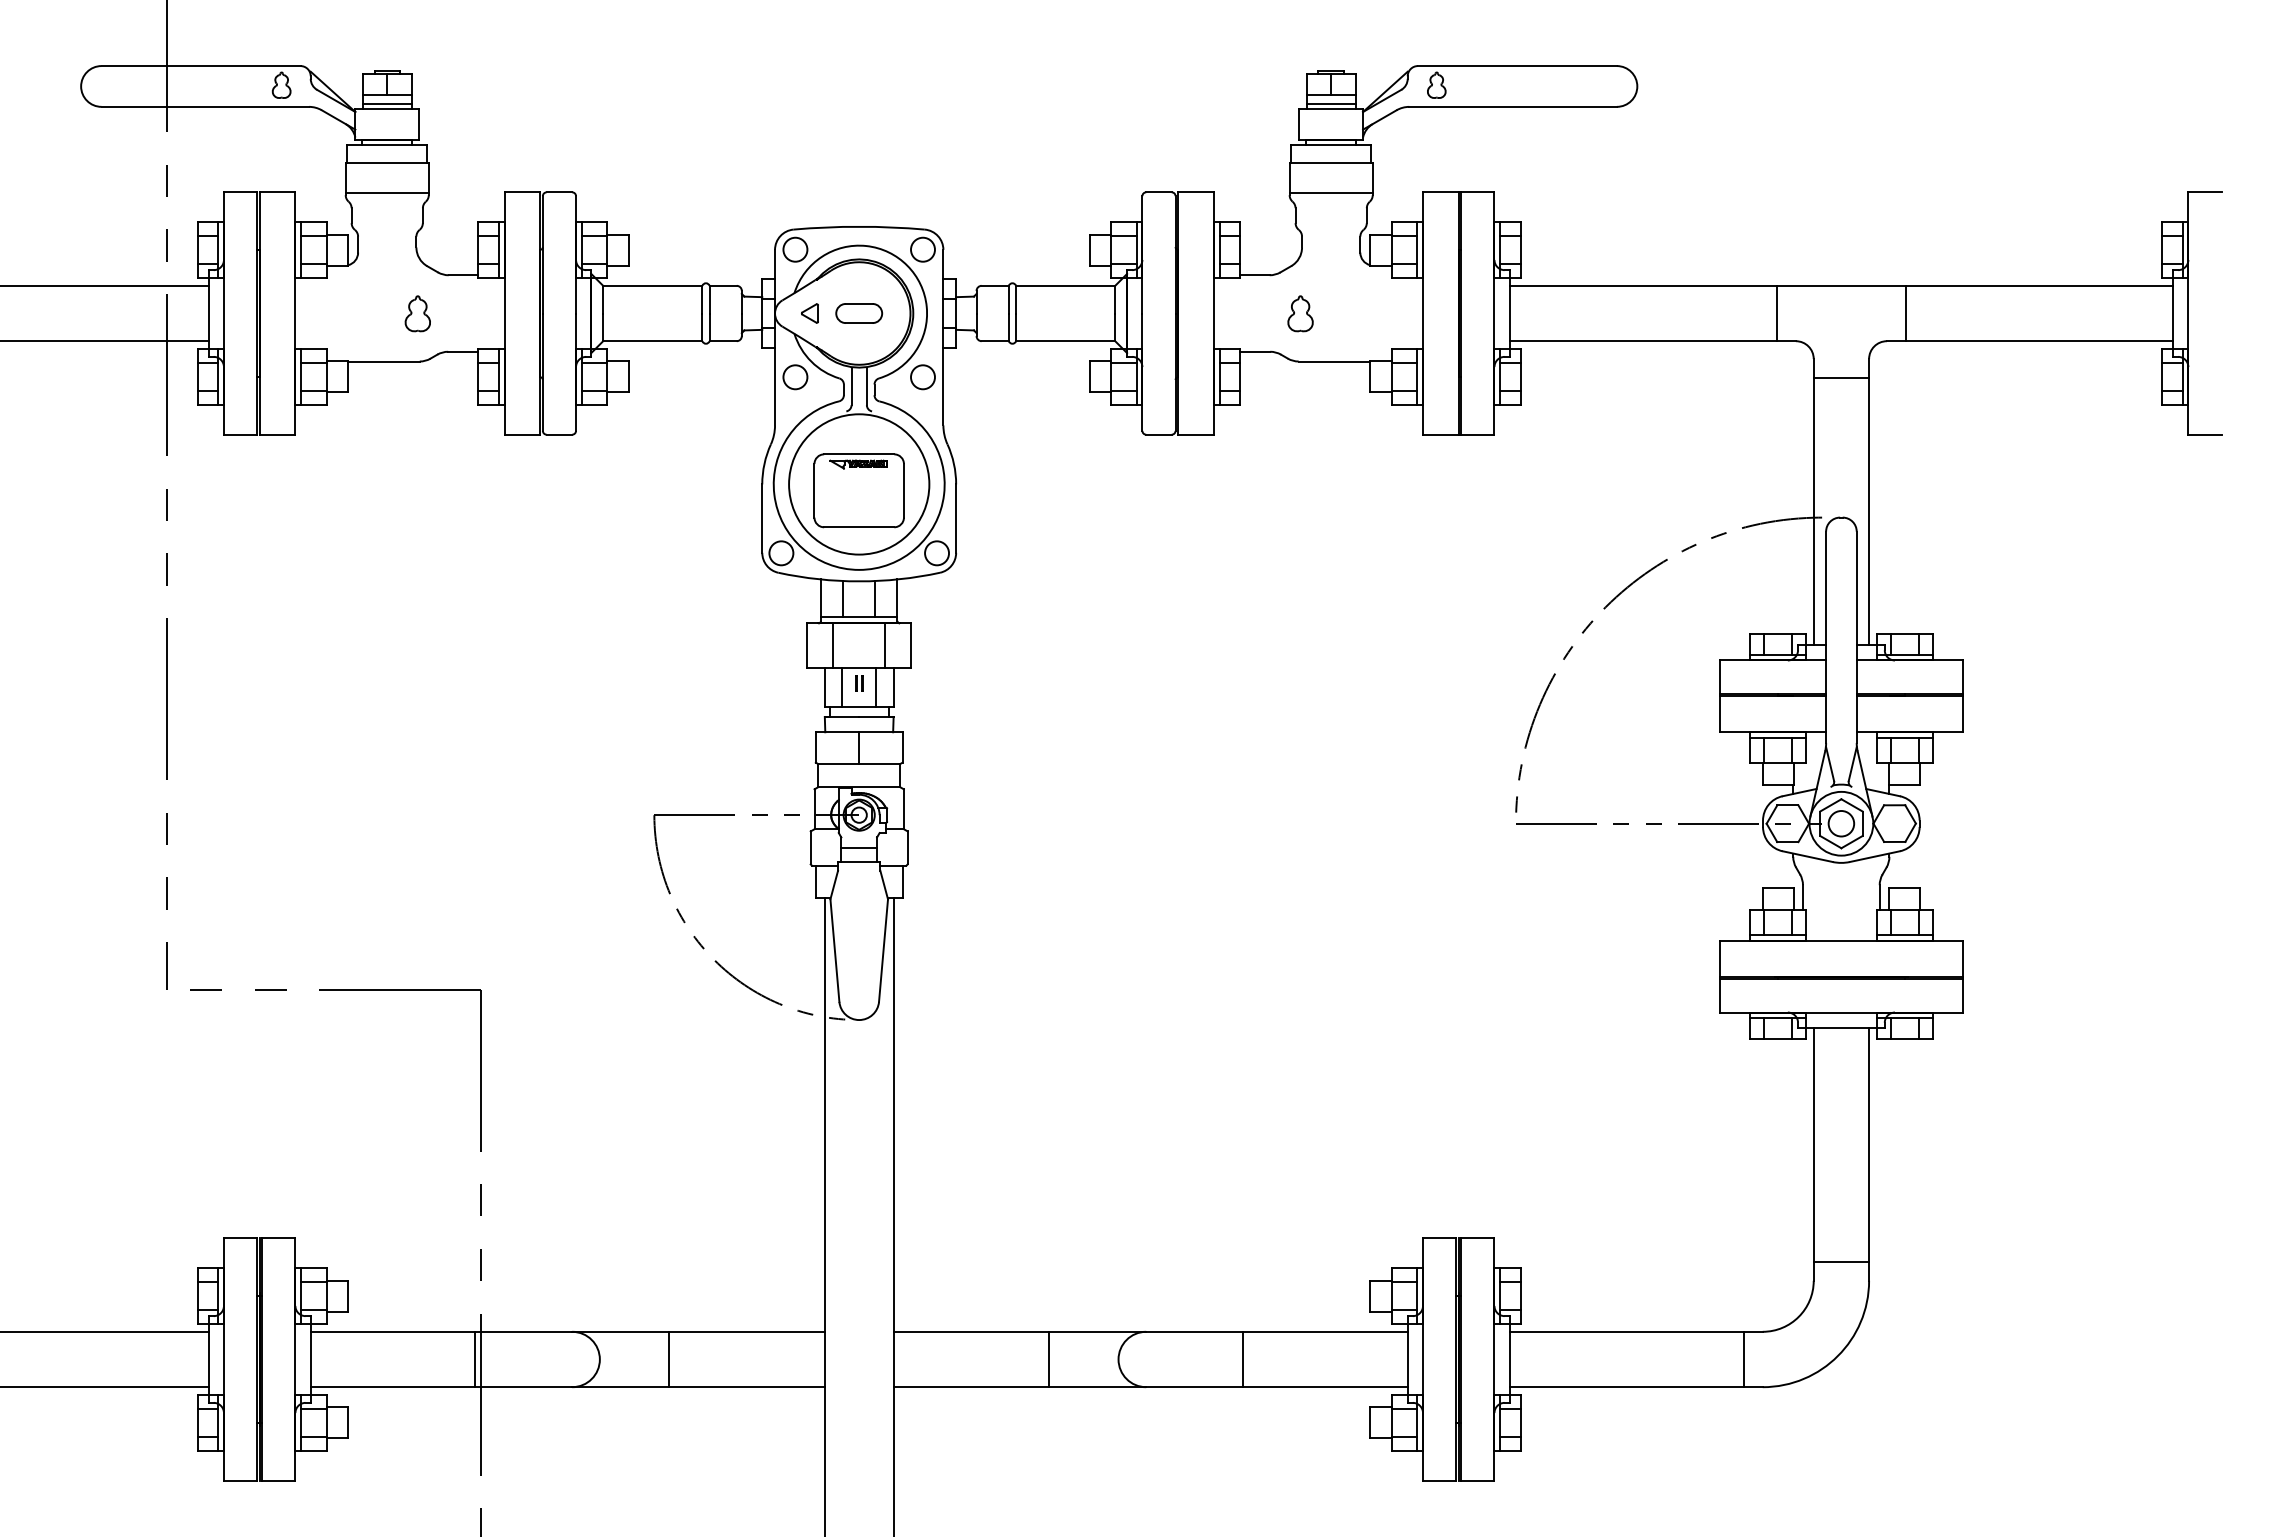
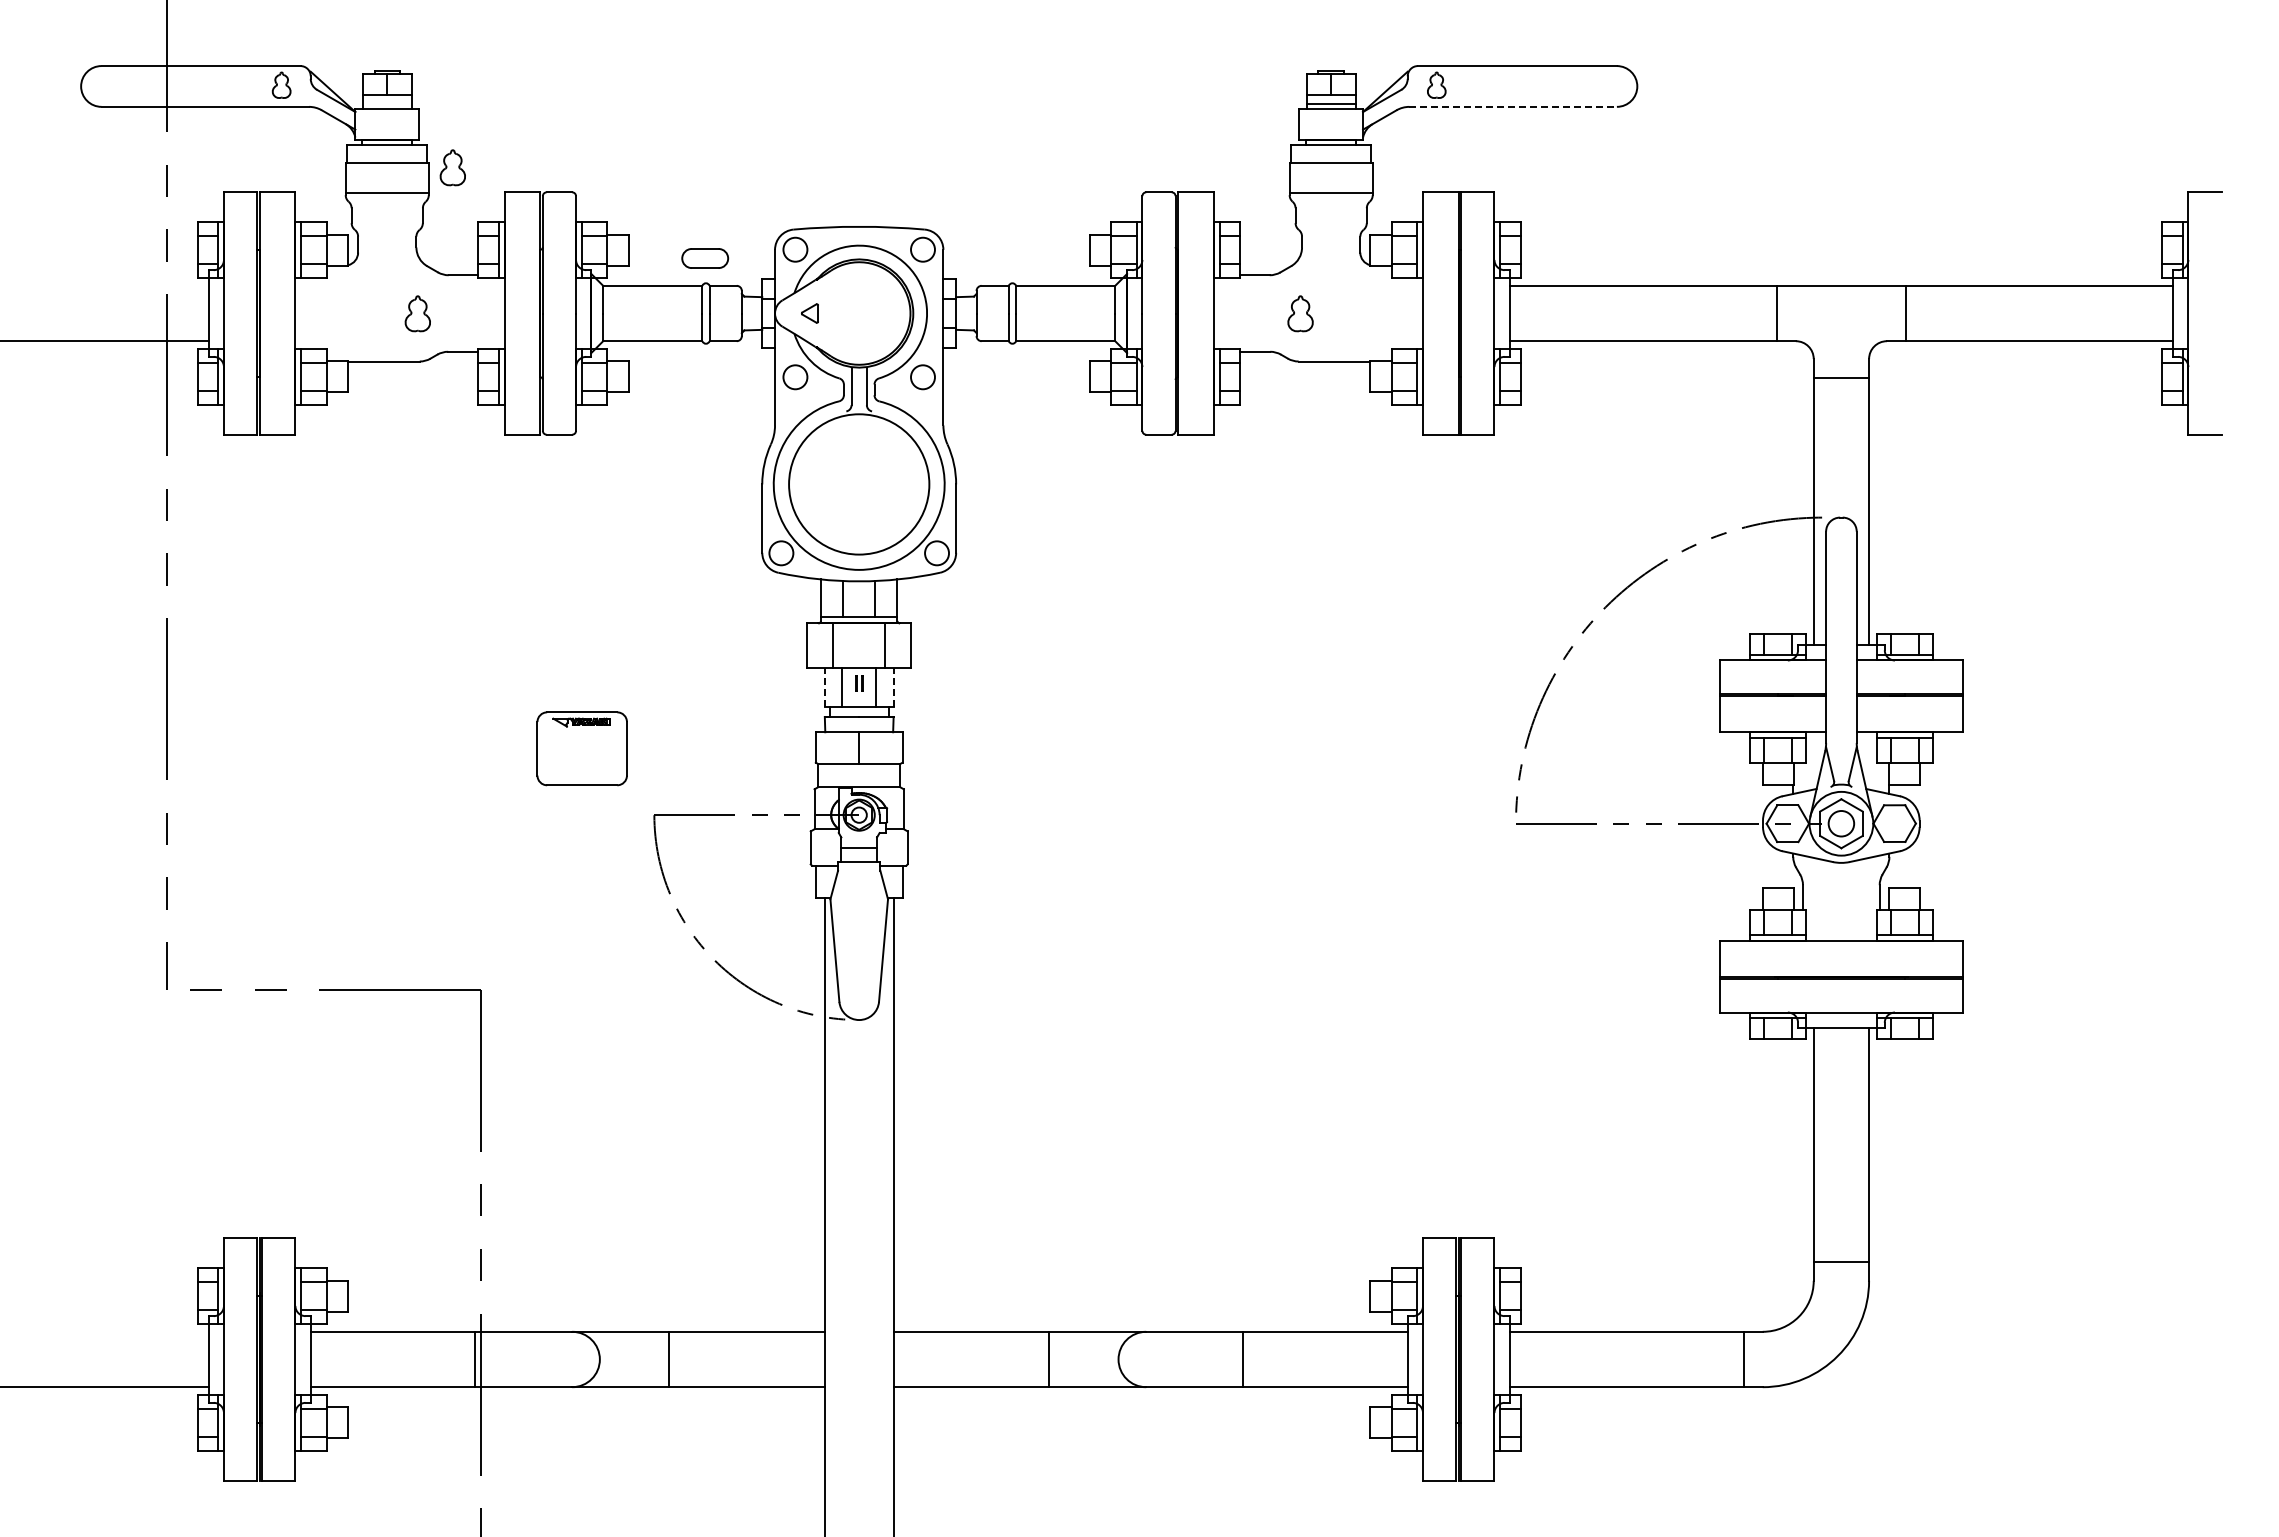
line: present -> none (386, 104)
line: solid -> dashed (1513, 106)
part: none -> present (452, 167)
line: present -> none (105, 285)
part position: (859, 313) -> (705, 258) (705, 258)
part position: (858, 490) -> (581, 748) (581, 748)
line: solid -> dashed (824, 687)
line: solid -> dashed (893, 687)
line: present -> none (105, 1331)
